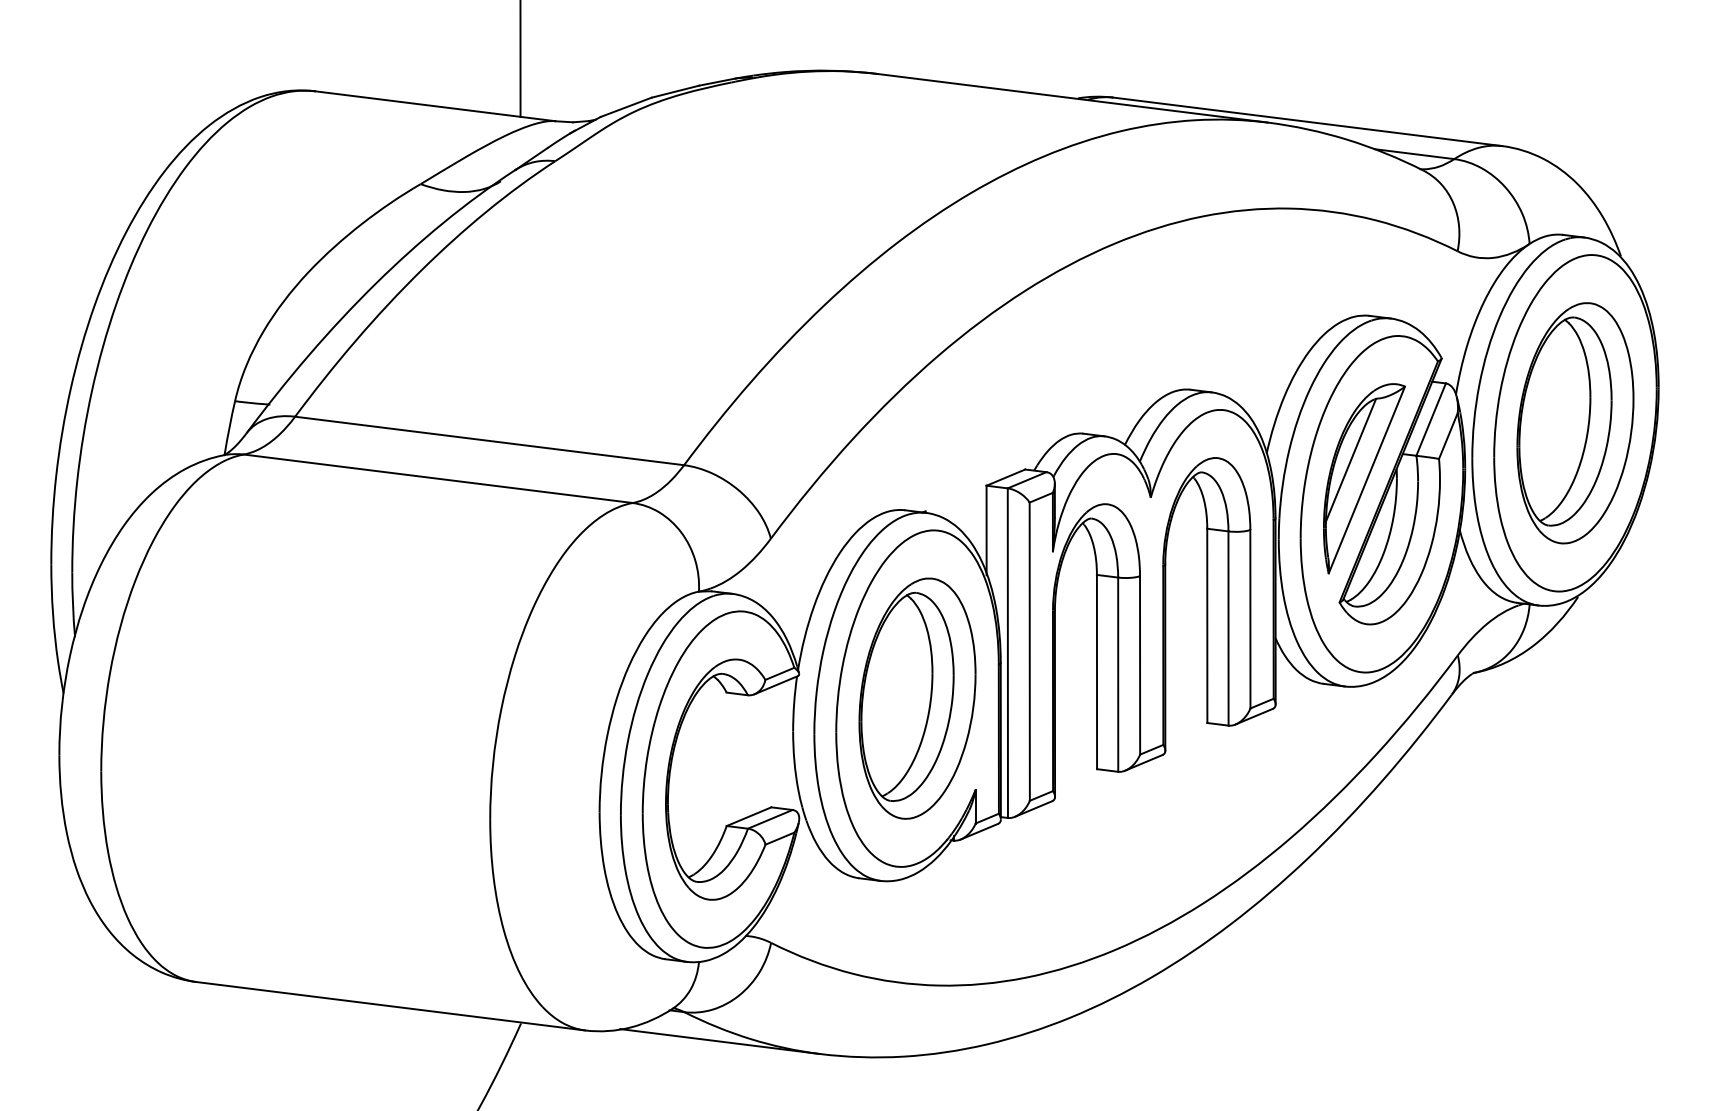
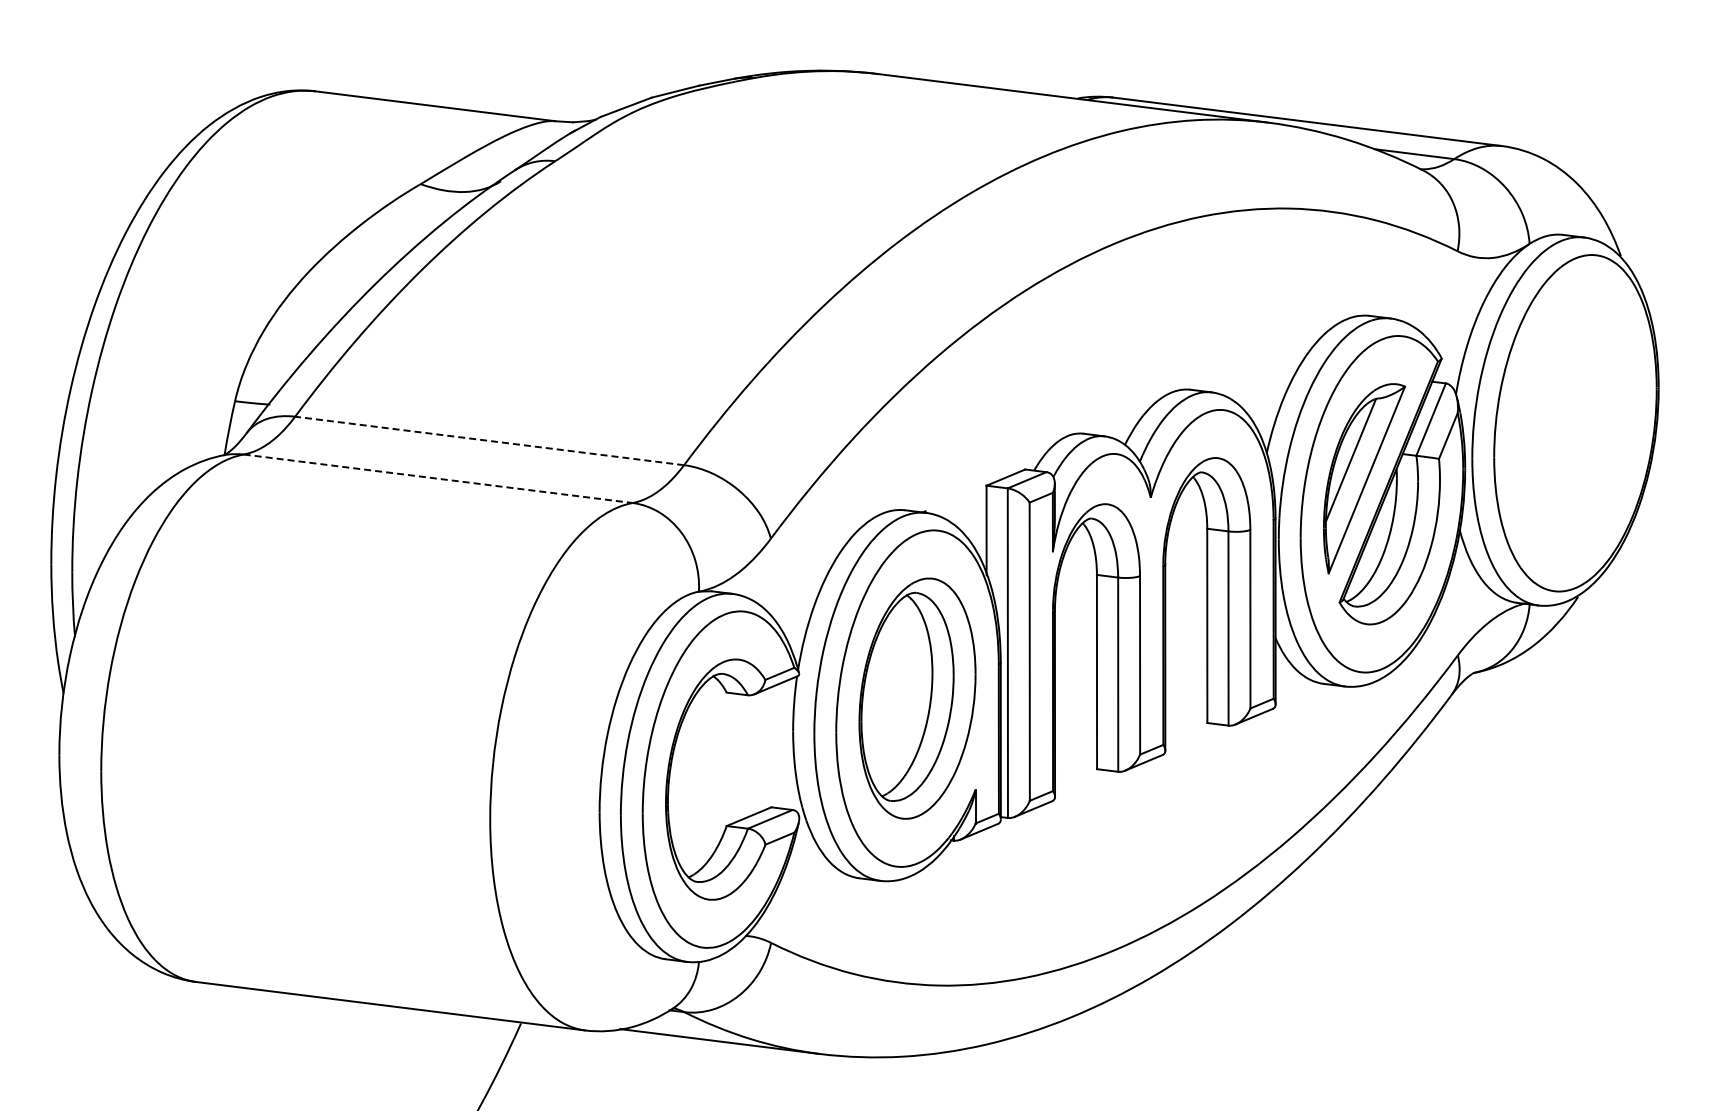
line: present -> none (520, 59)
part: present -> none (1575, 423)
line: solid -> dashed (489, 440)
line: solid -> dashed (438, 478)
